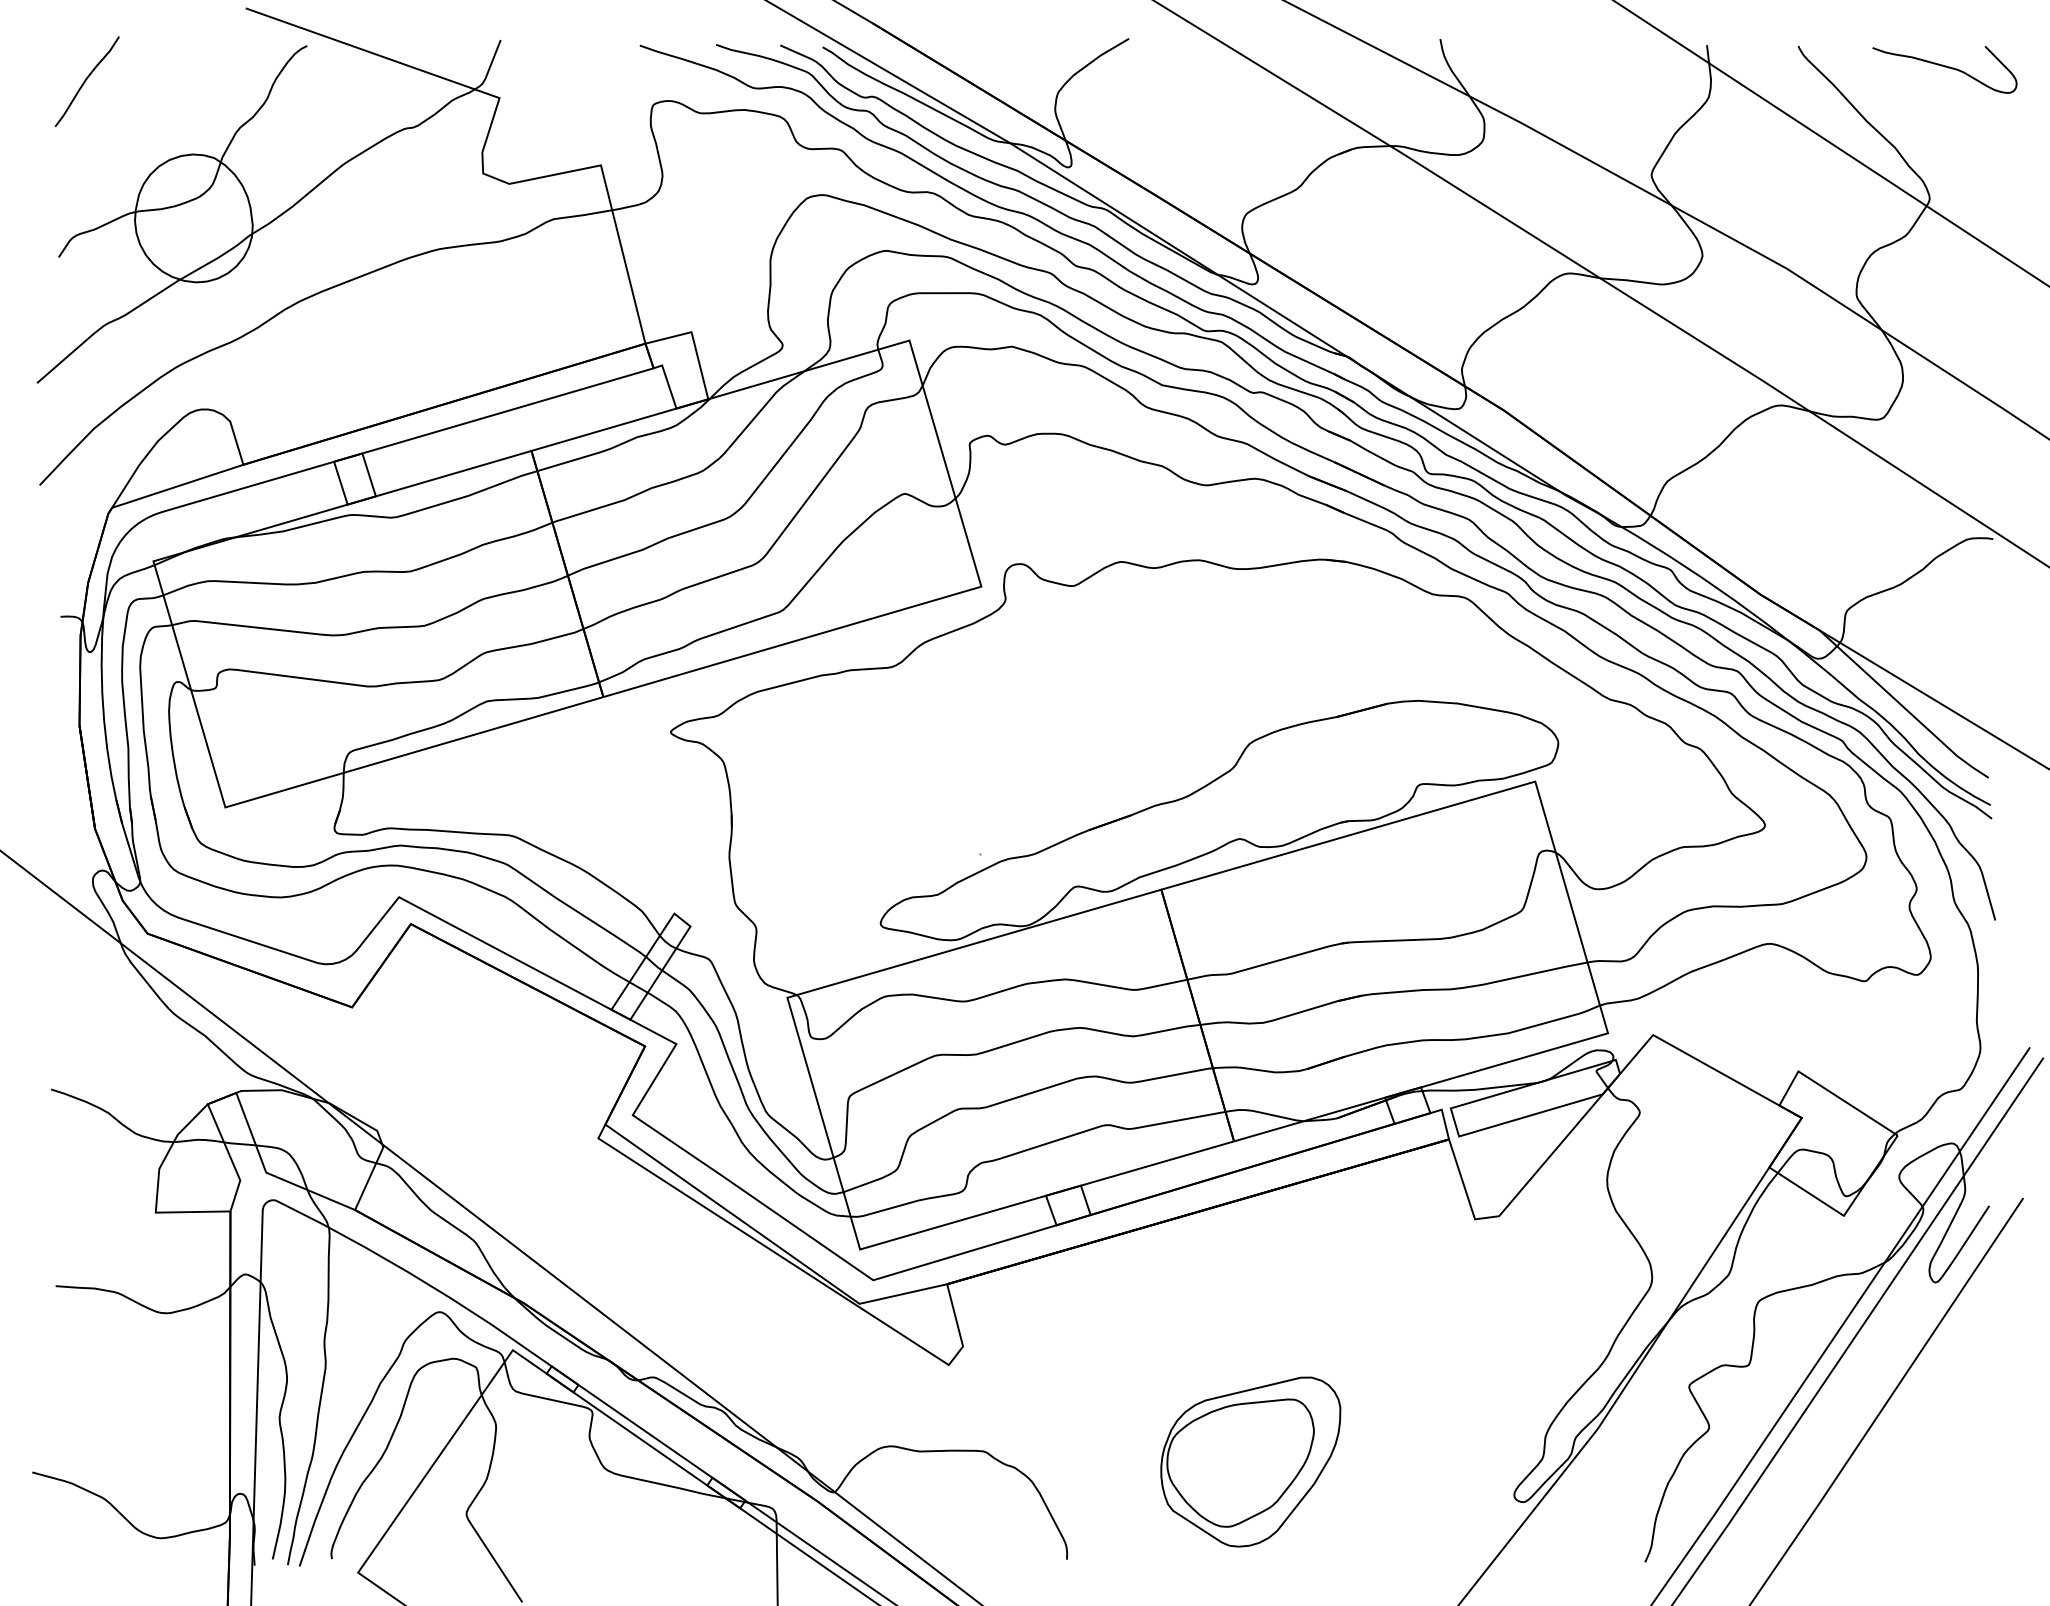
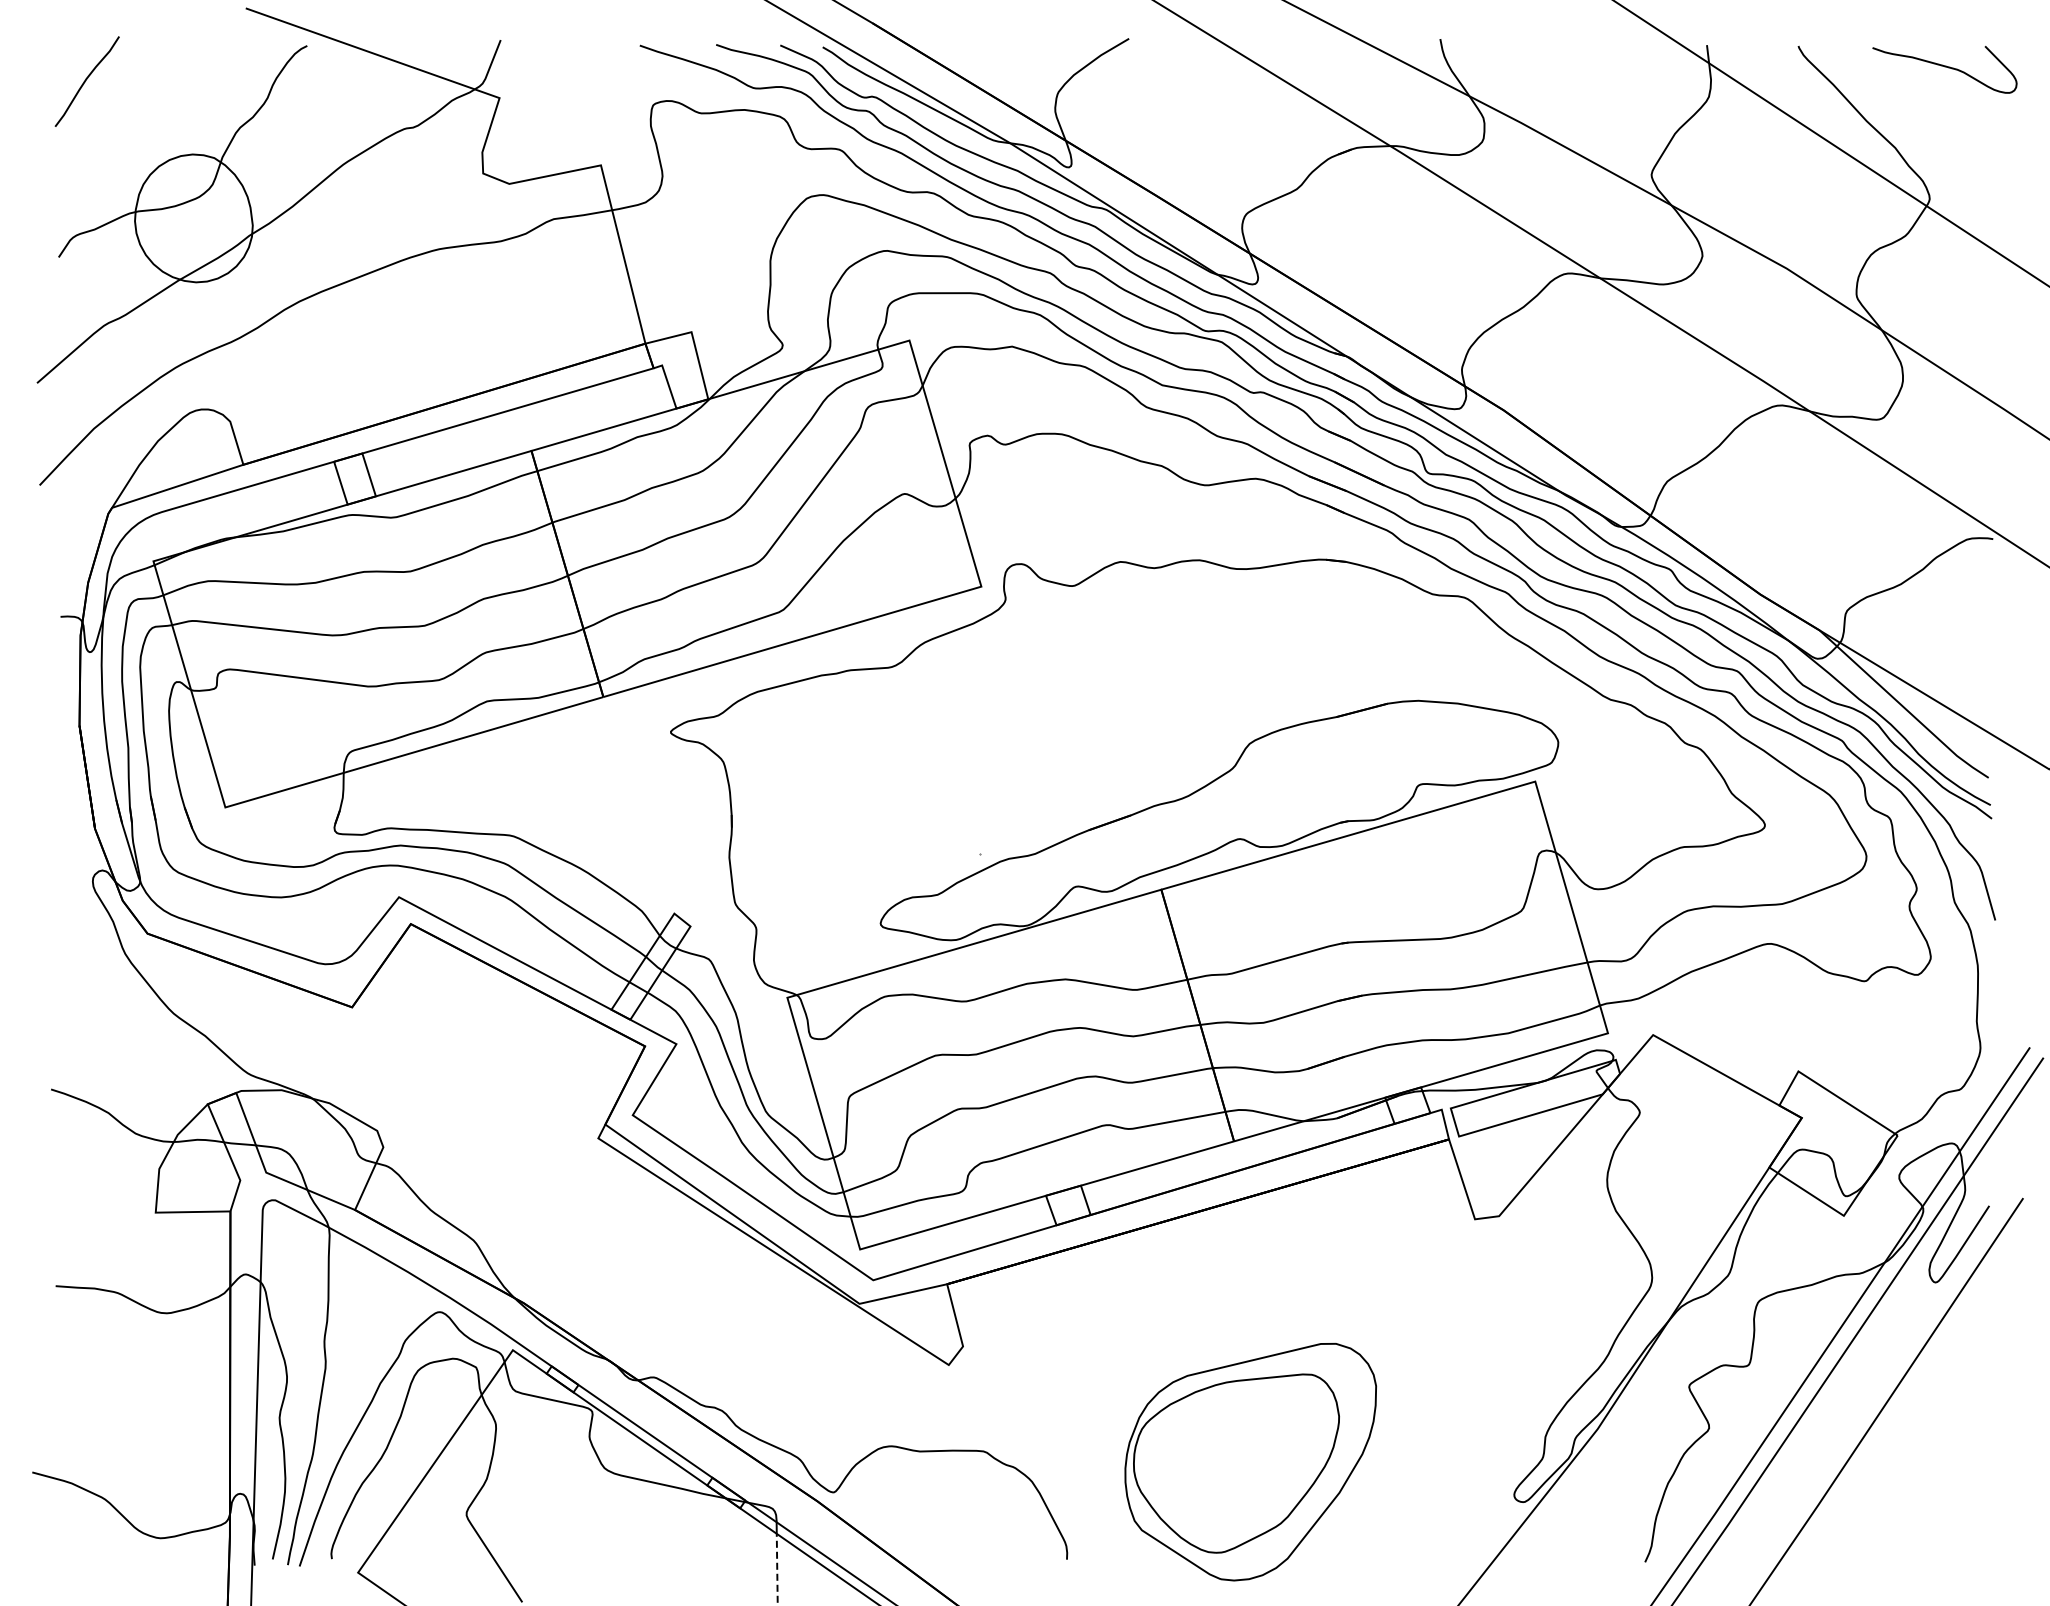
line: present -> none (490, 1227)
part size: 182x172 px -> 253x240 px (1250, 1461)
line: solid -> dashed (777, 1569)
